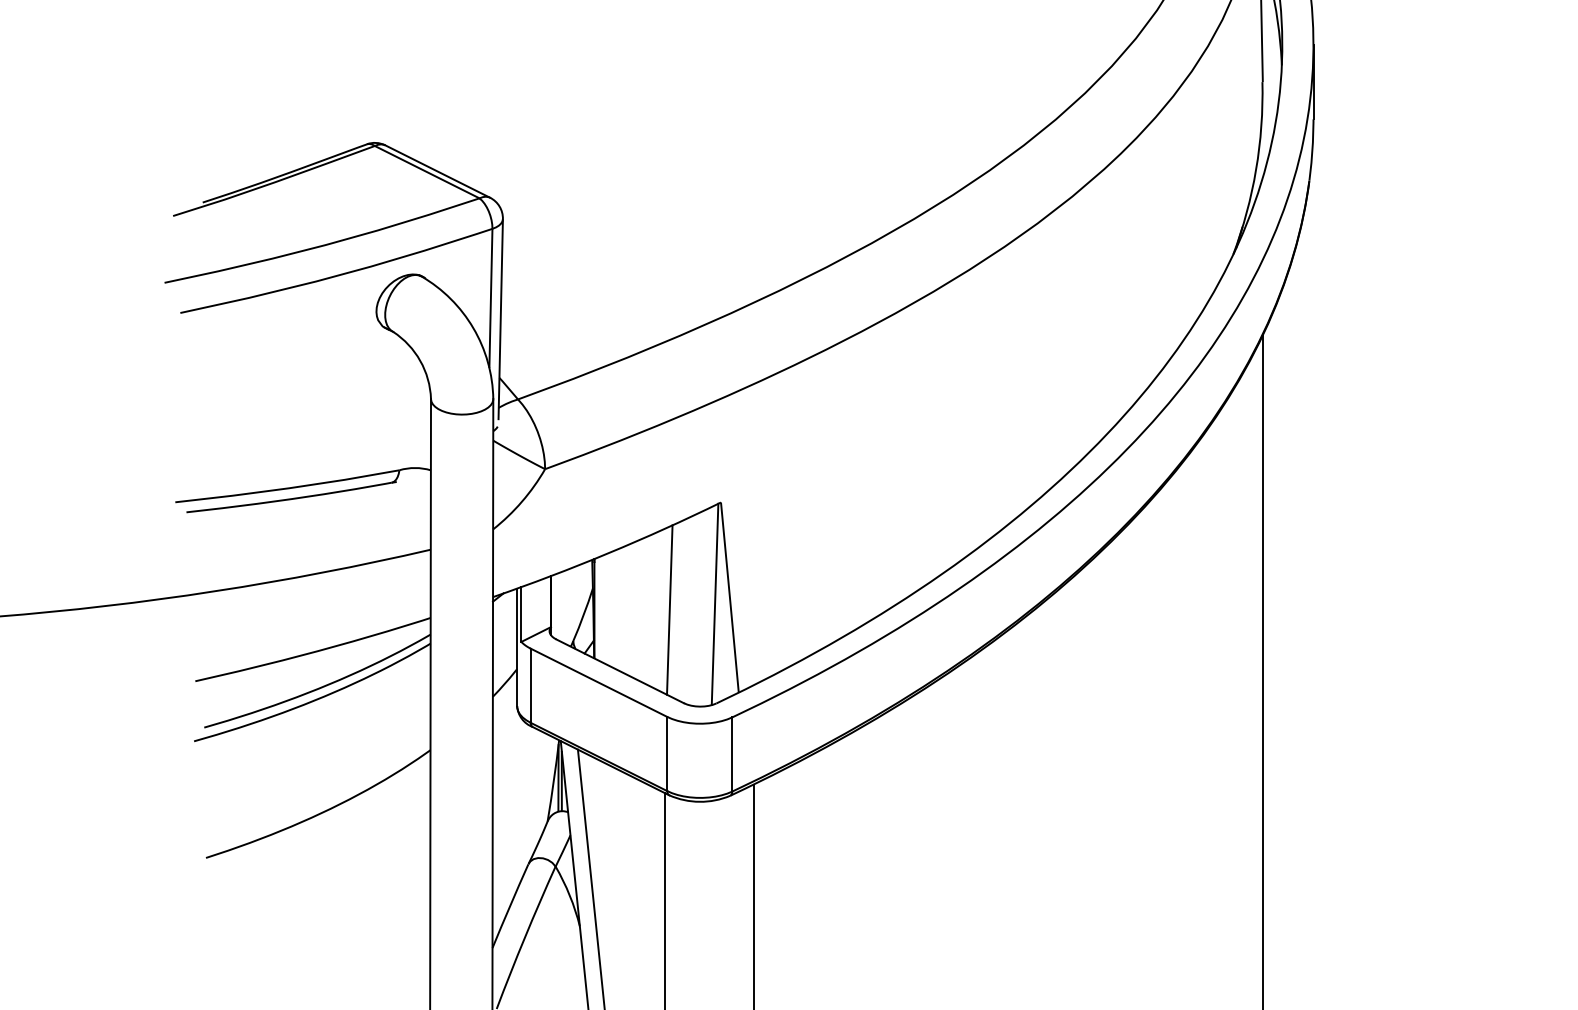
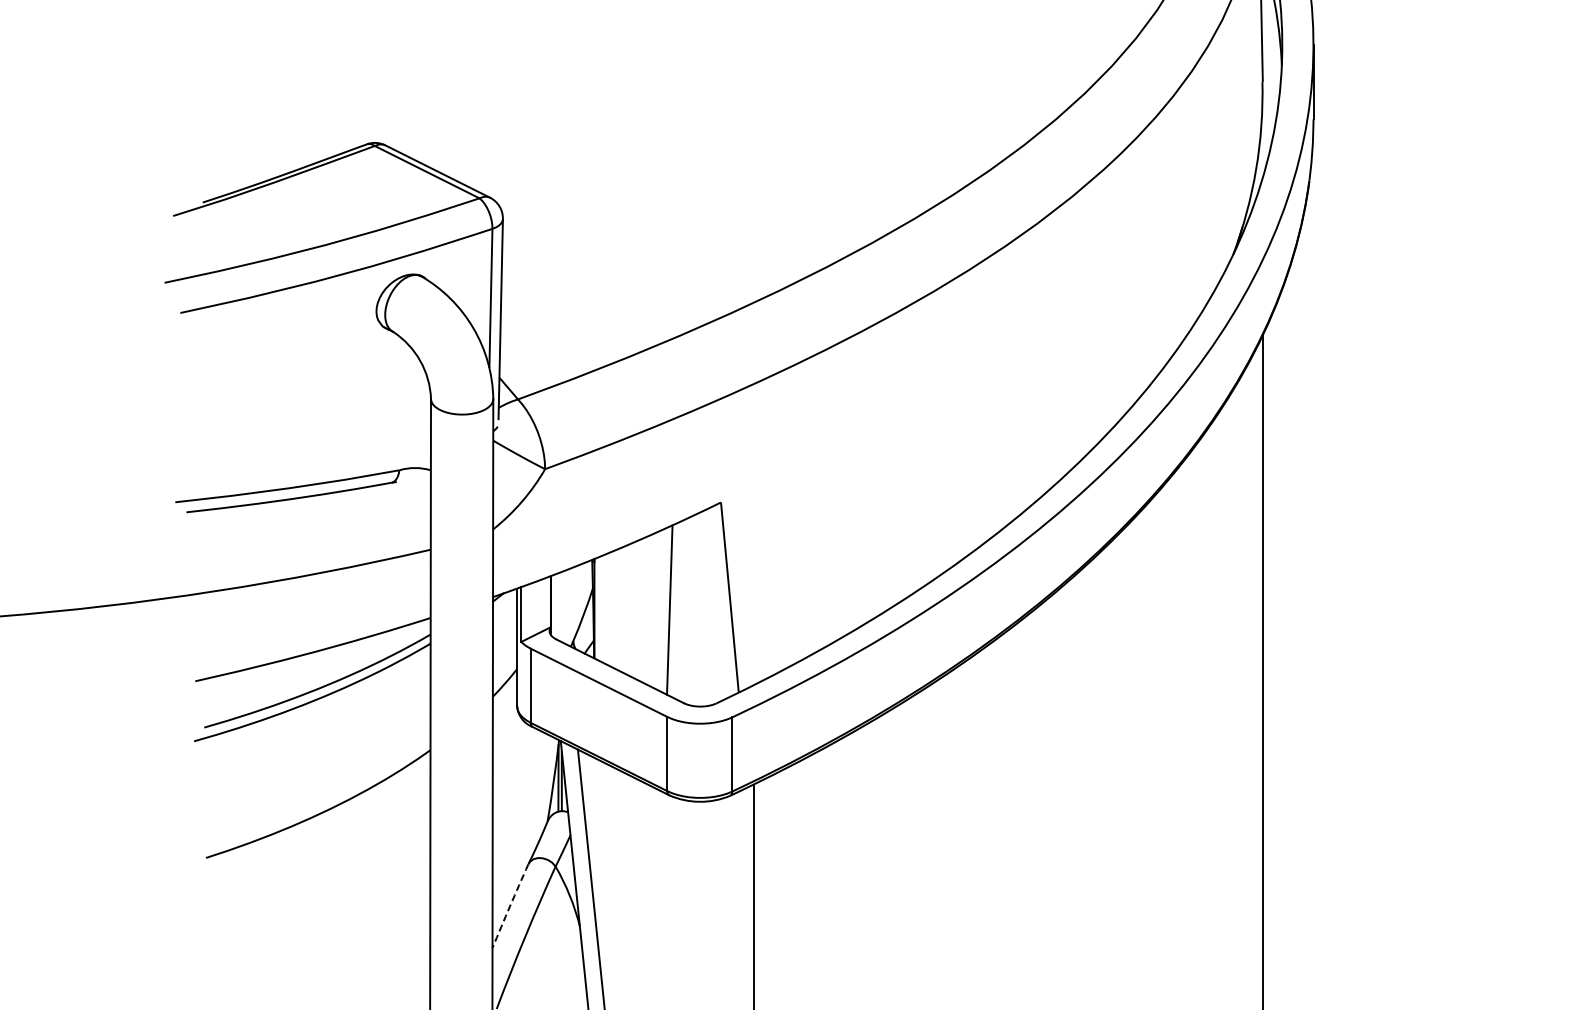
line: present -> none (714, 603)
line: present -> none (664, 899)
arc: solid -> dashed (510, 906)
